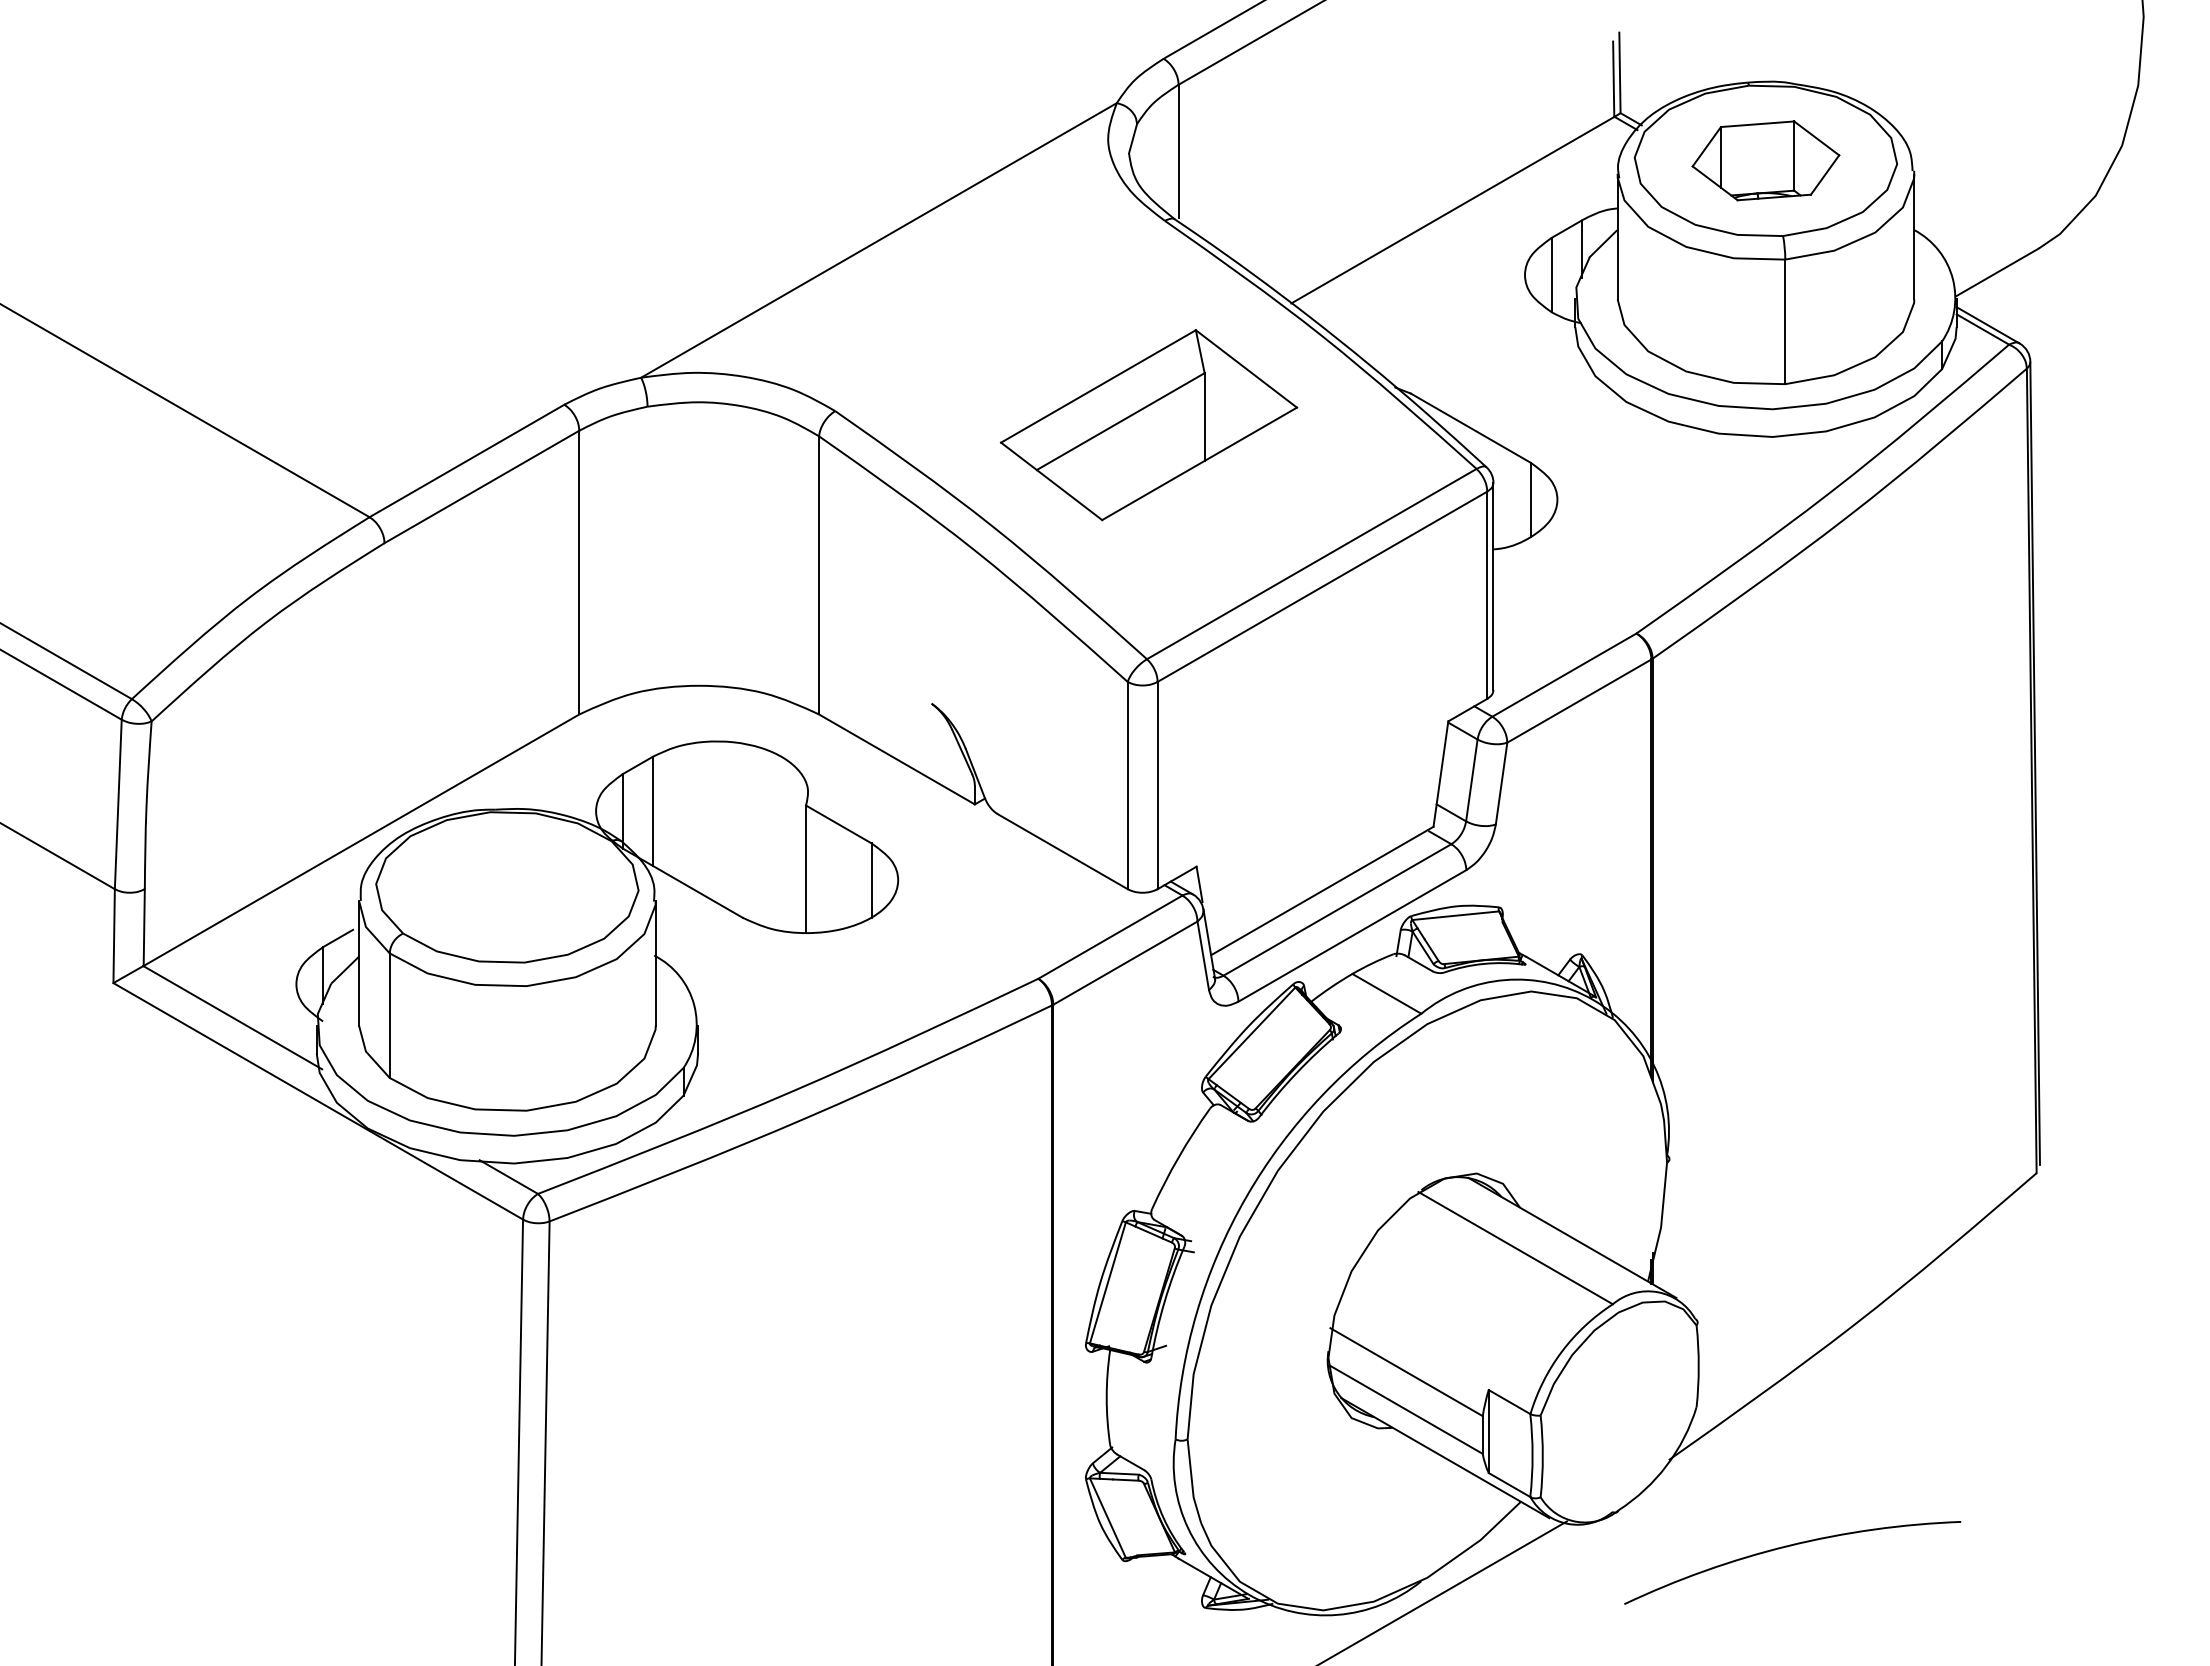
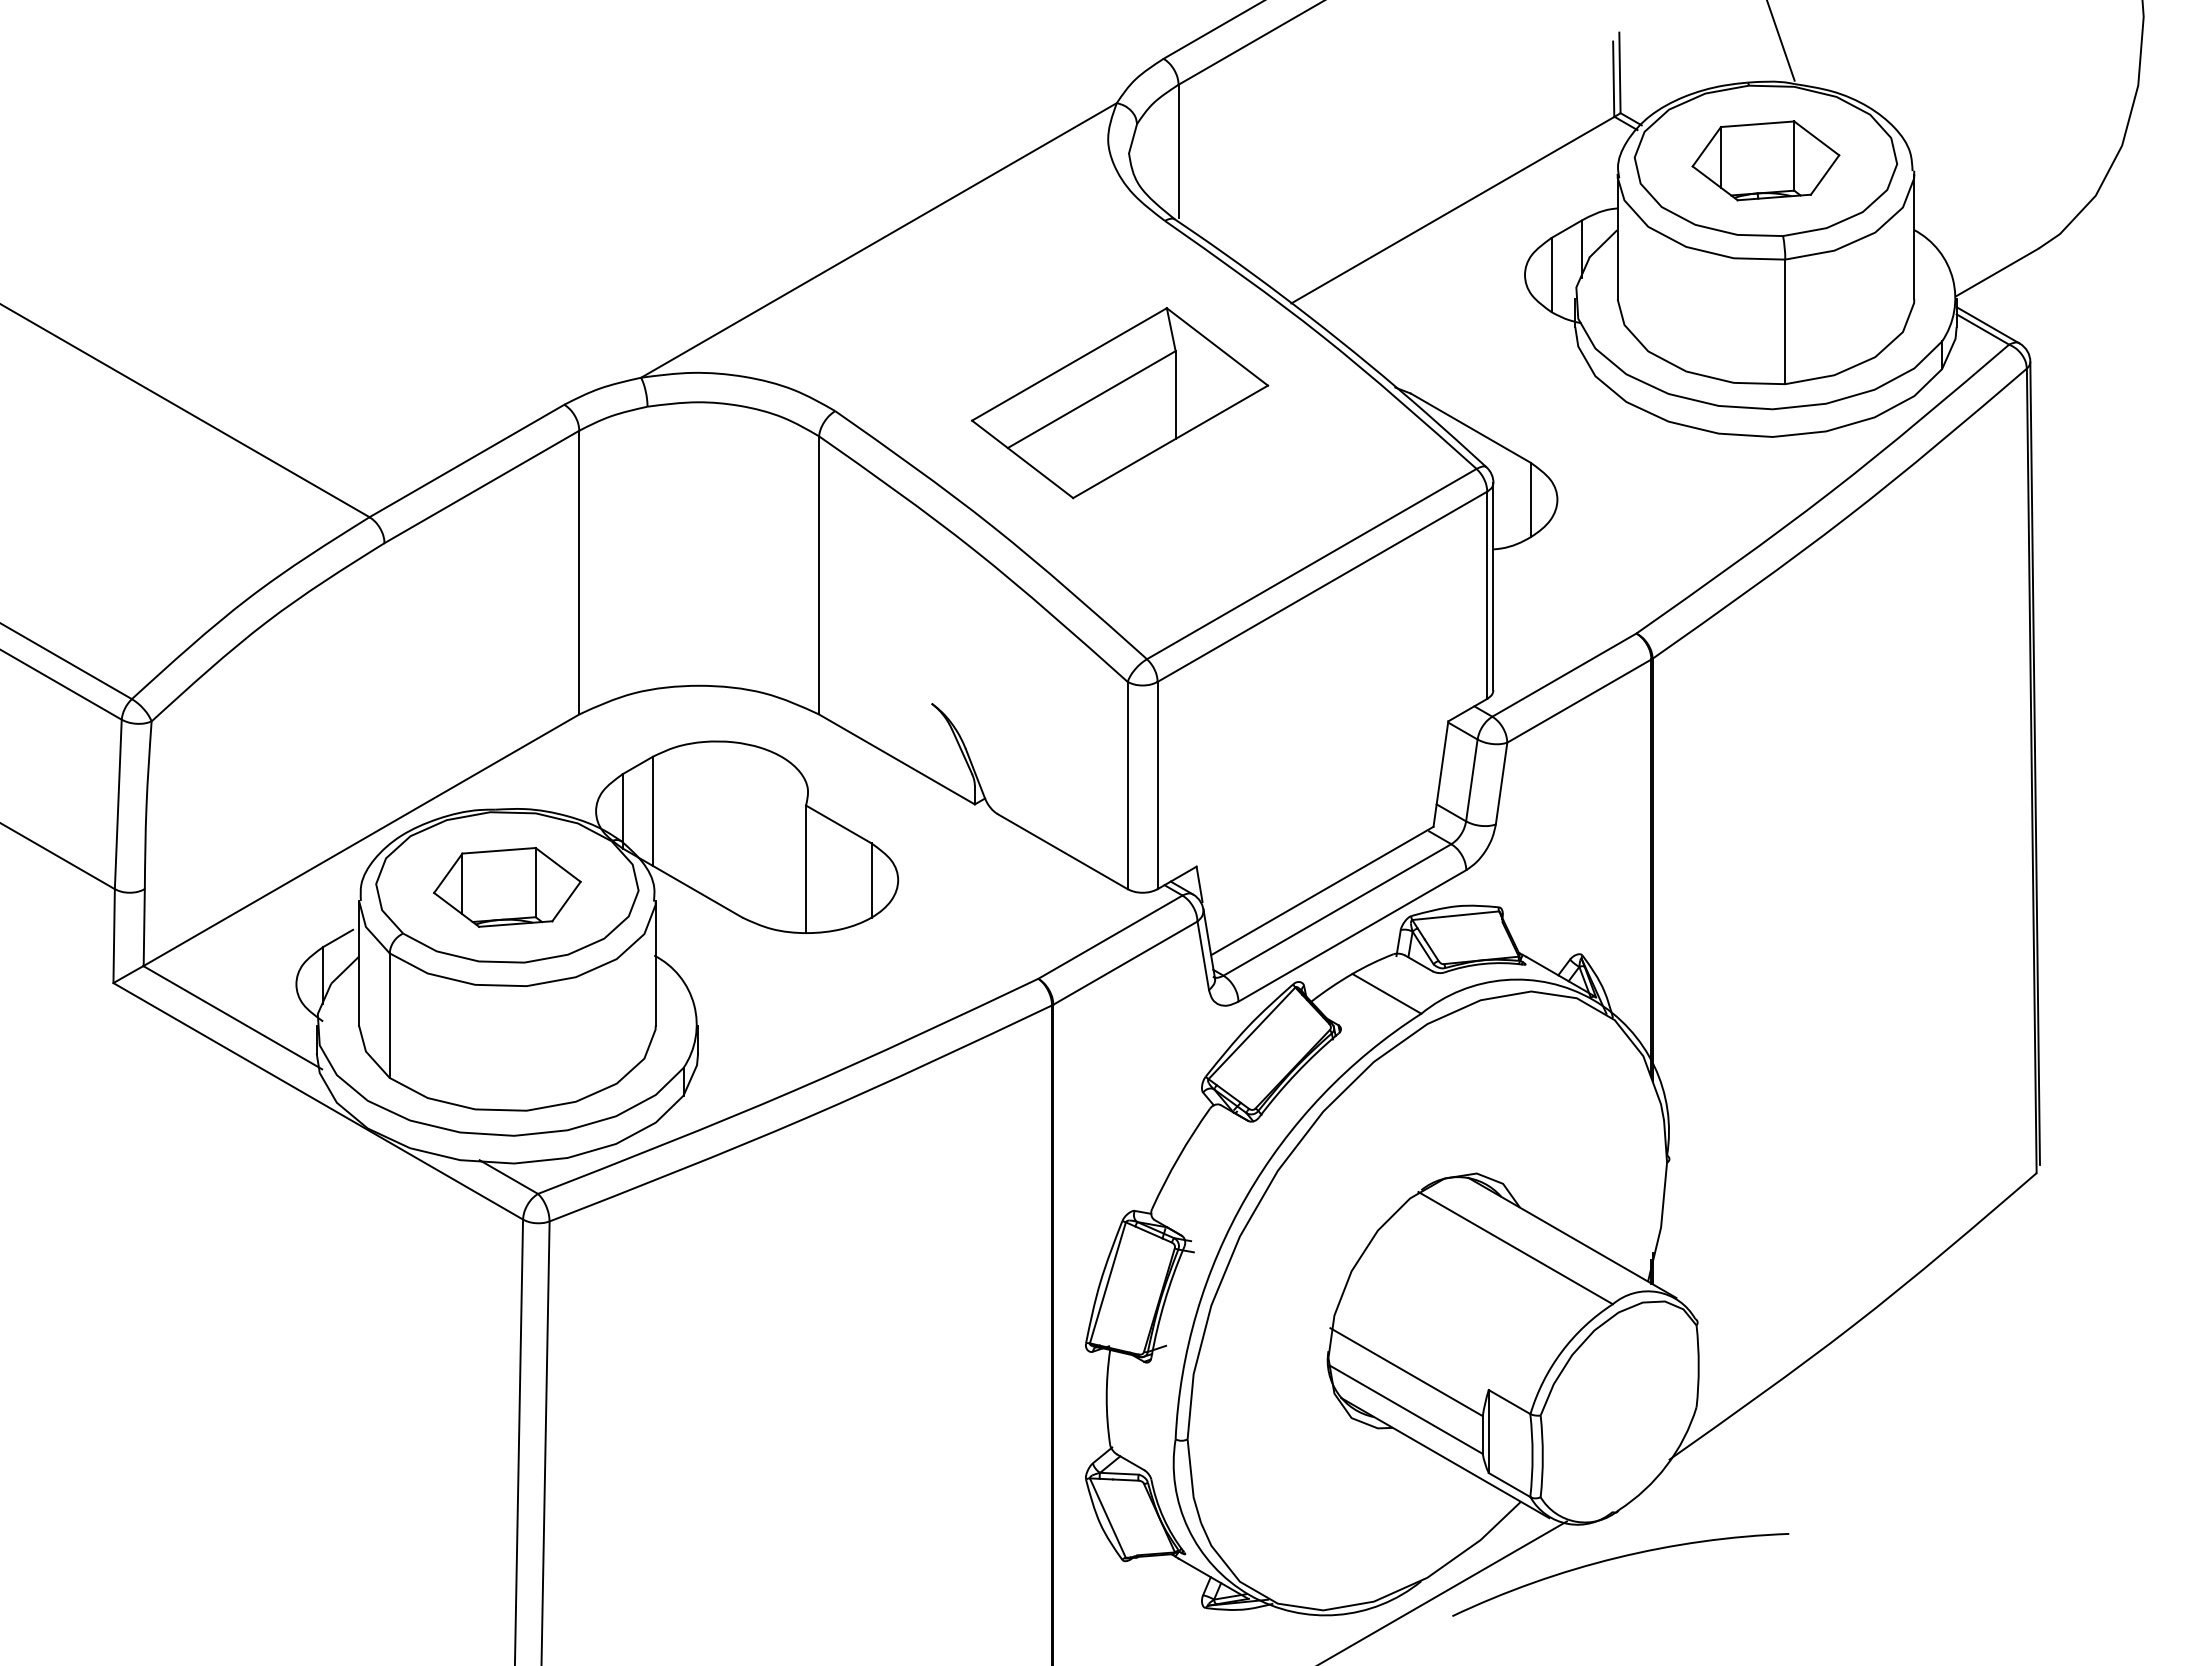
line: none -> present (1780, 41)
part position: (1149, 425) -> (1120, 403) (1120, 403)
part: none -> present (507, 887)
arc position: (1787, 1547) -> (1615, 1559) (1615, 1559)
